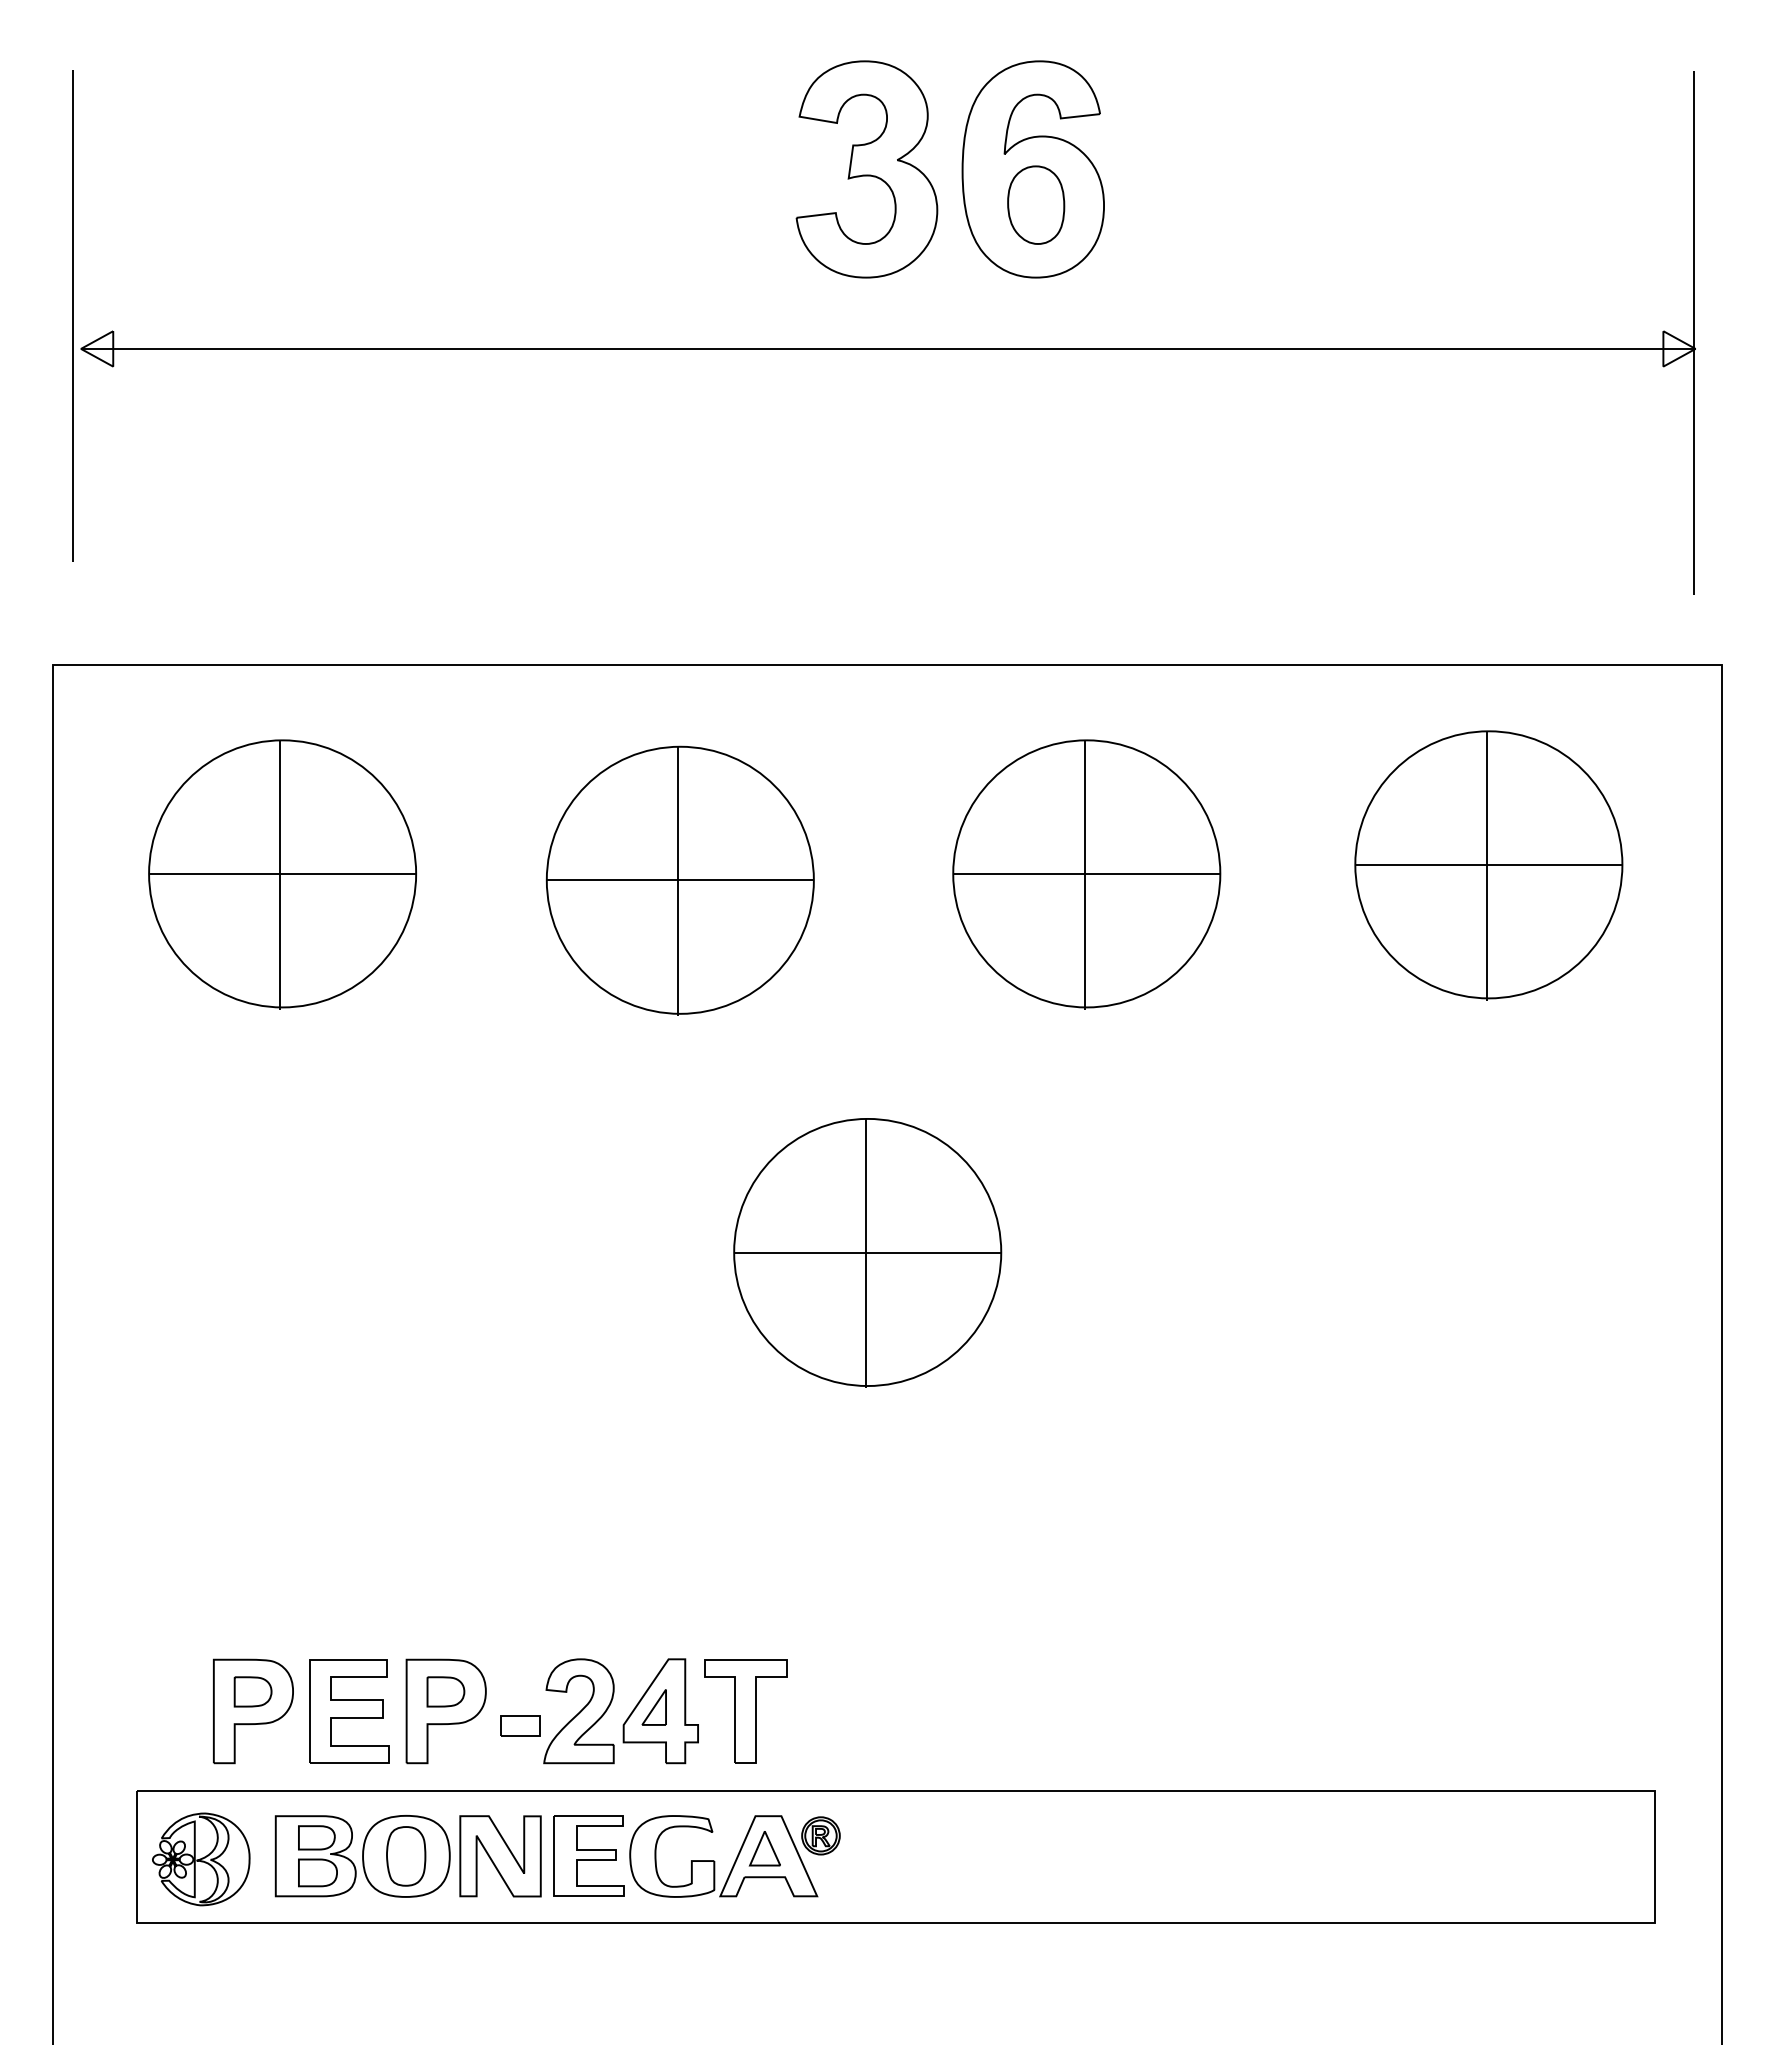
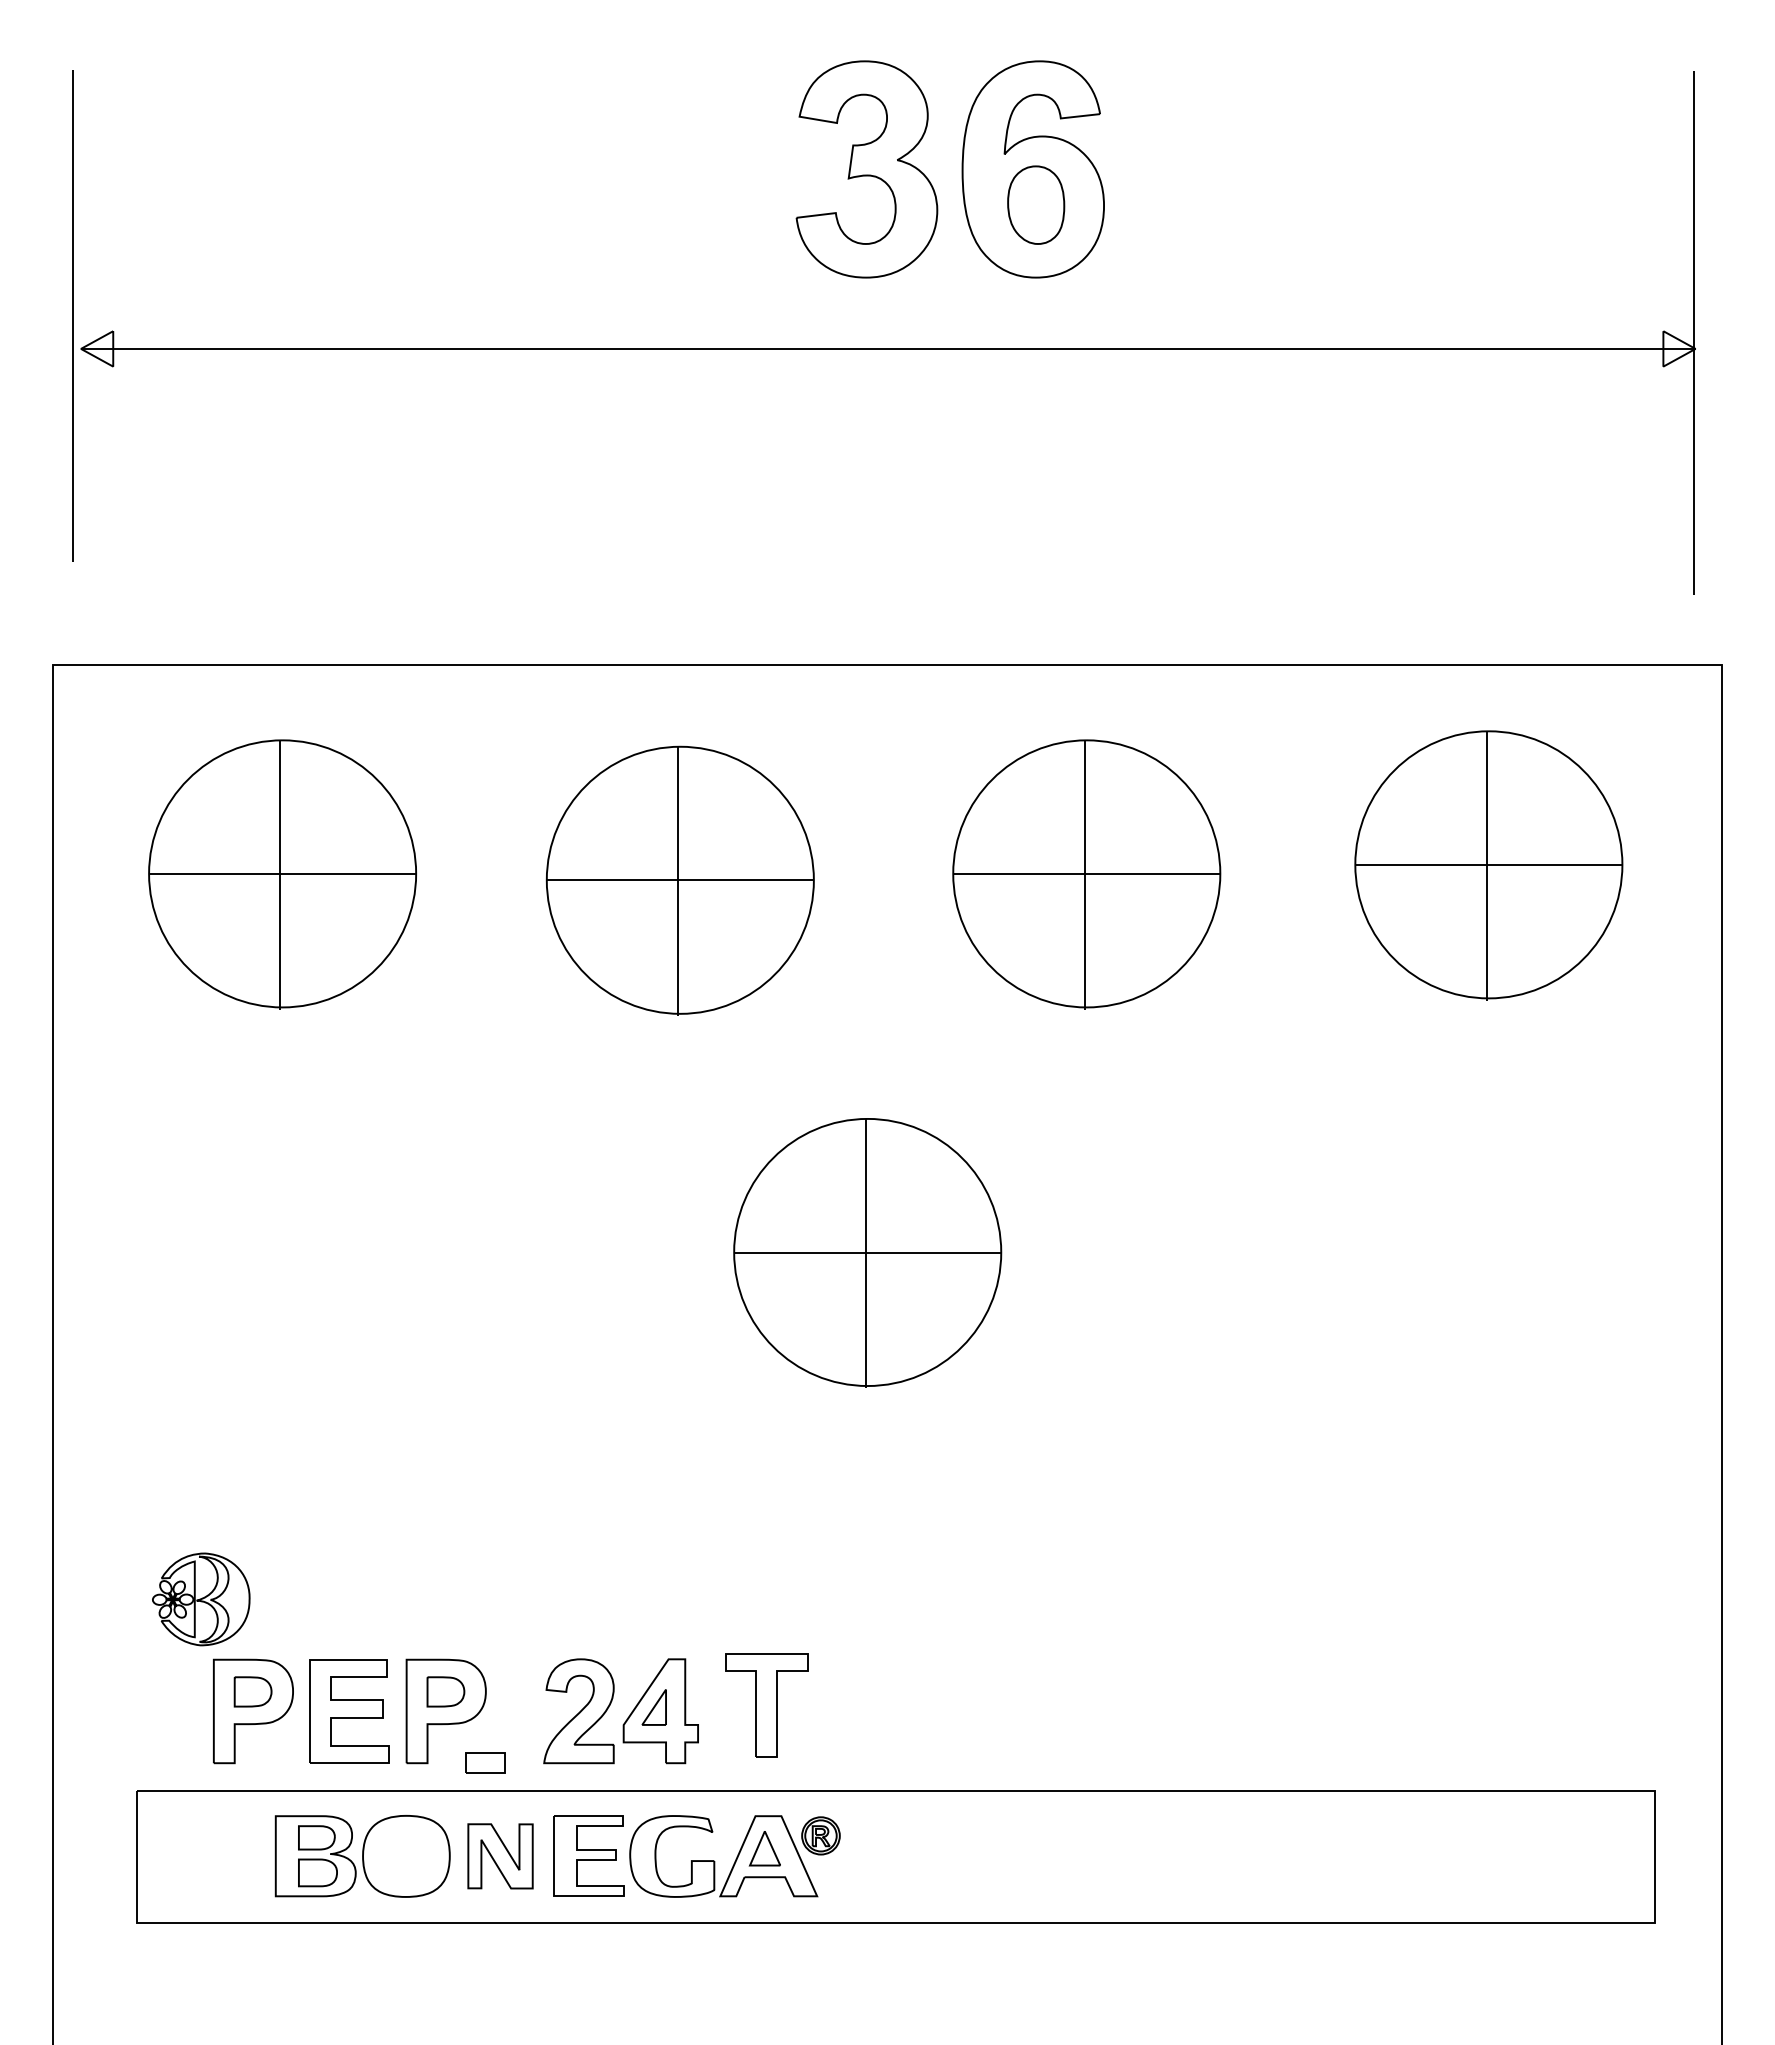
part position: (745, 1711) -> (766, 1705) (766, 1705)
part position: (520, 1725) -> (485, 1762) (485, 1762)
part: present -> none (406, 1856)
part size: 83x83 px -> 67x67 px (500, 1856)
part position: (201, 1859) -> (201, 1599) (201, 1599)
